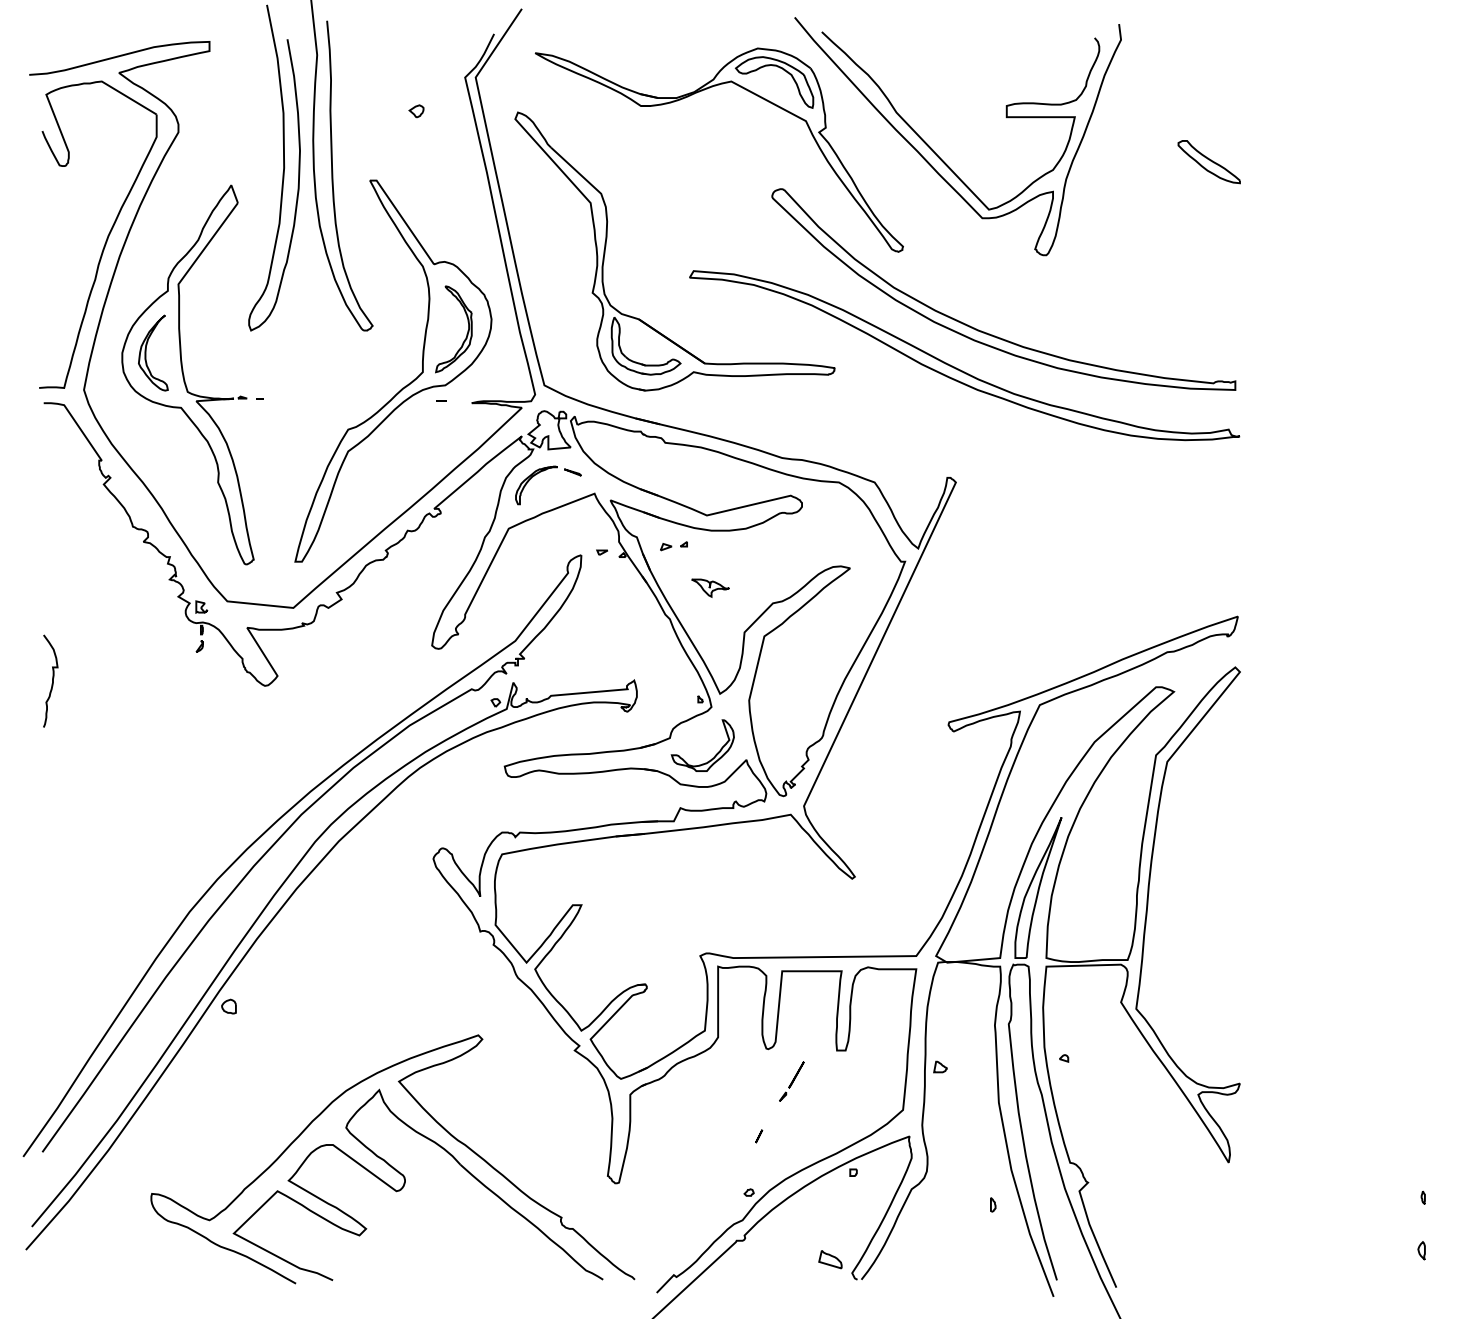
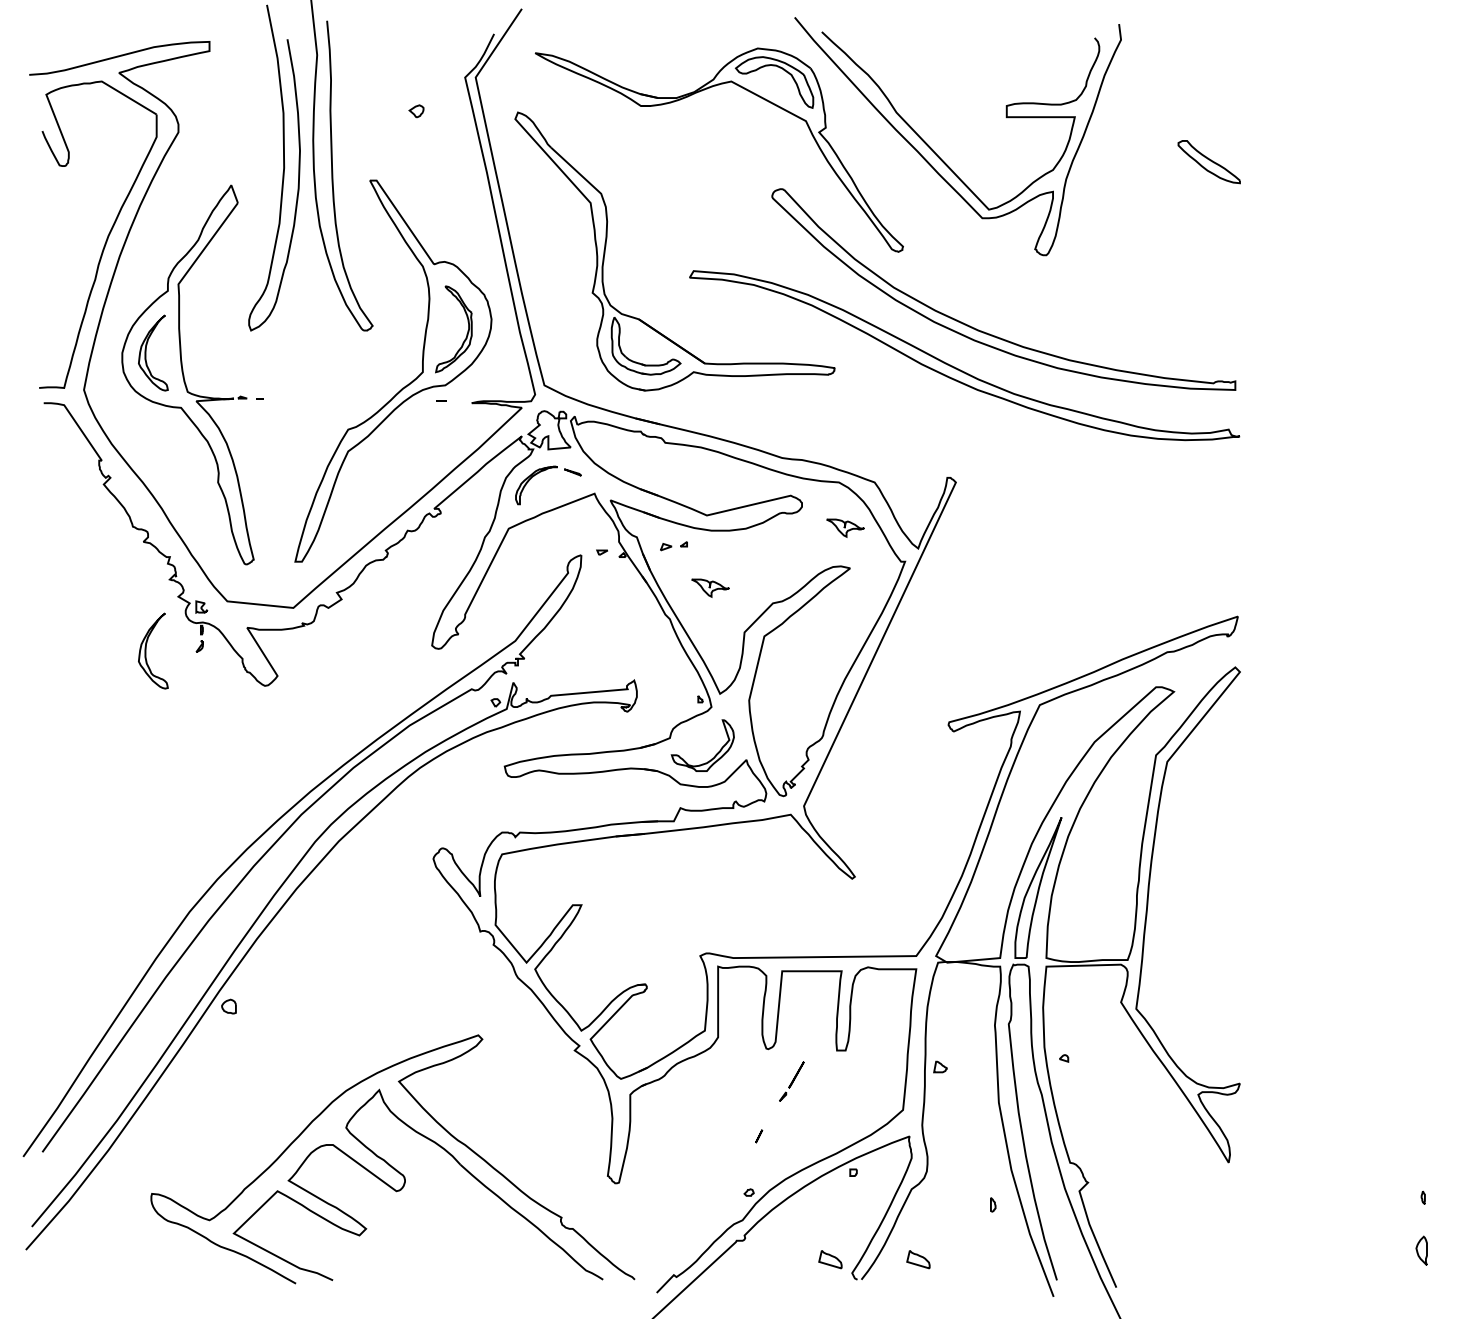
part: none -> present (845, 527)
part: none -> present (146, 650)
curve: present -> none (52, 680)
part size: 9x20 px -> 13x31 px (1421, 1250)
part: none -> present (918, 1259)
